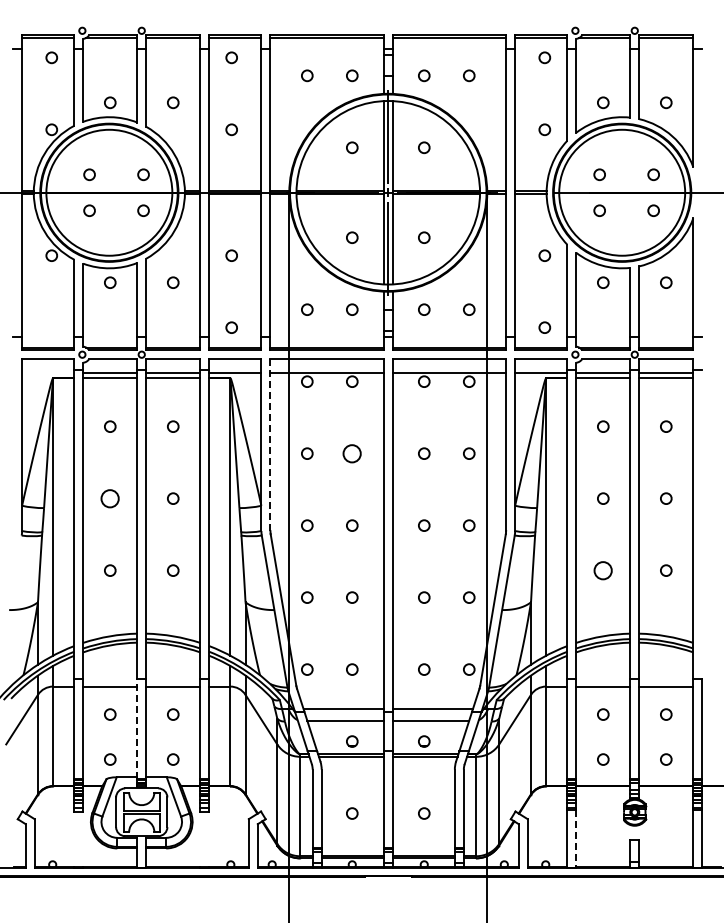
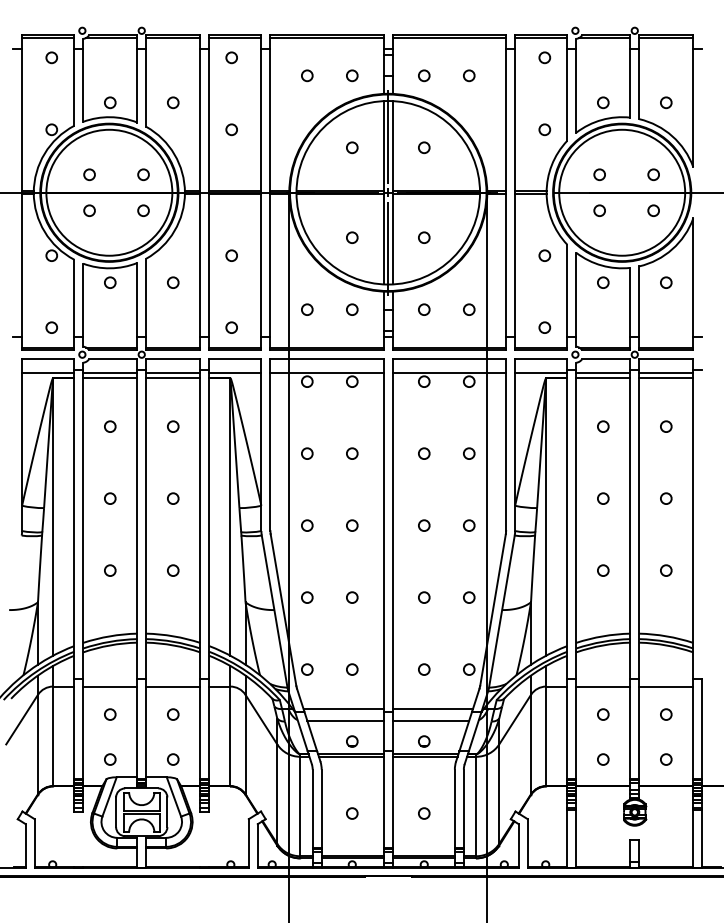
circle: none -> present (51, 327)
line: none -> present (48, 373)
line: dashed -> solid (270, 445)
circle size: 20x20 px -> 13x13 px (352, 453)
circle size: 20x20 px -> 13x13 px (110, 498)
circle size: 20x20 px -> 13x13 px (603, 570)
line: dashed -> solid (137, 728)
line: dashed -> solid (576, 838)
